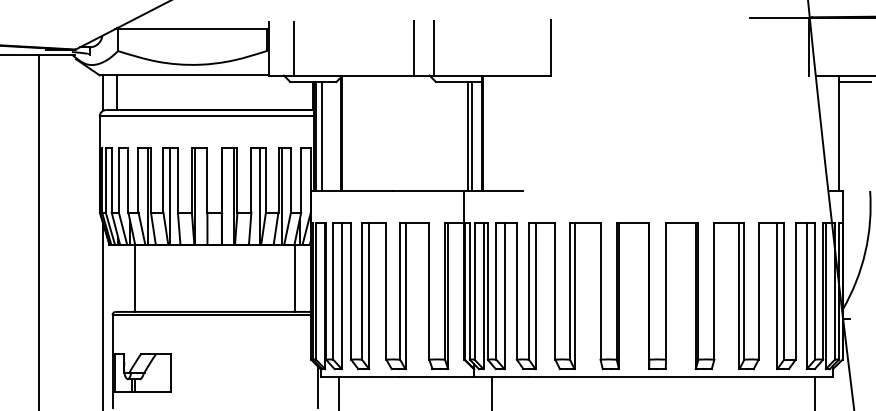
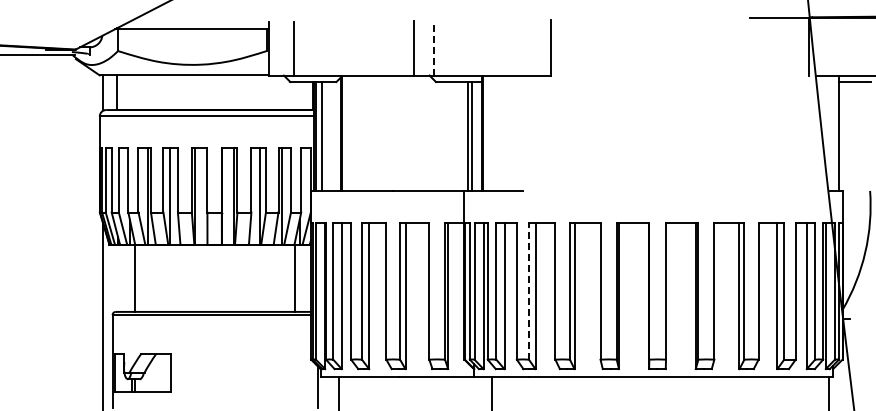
line: solid -> dashed (434, 47)
line: present -> none (39, 231)
line: solid -> dashed (528, 290)
line position: (815, 391) -> (829, 391) (829, 391)
